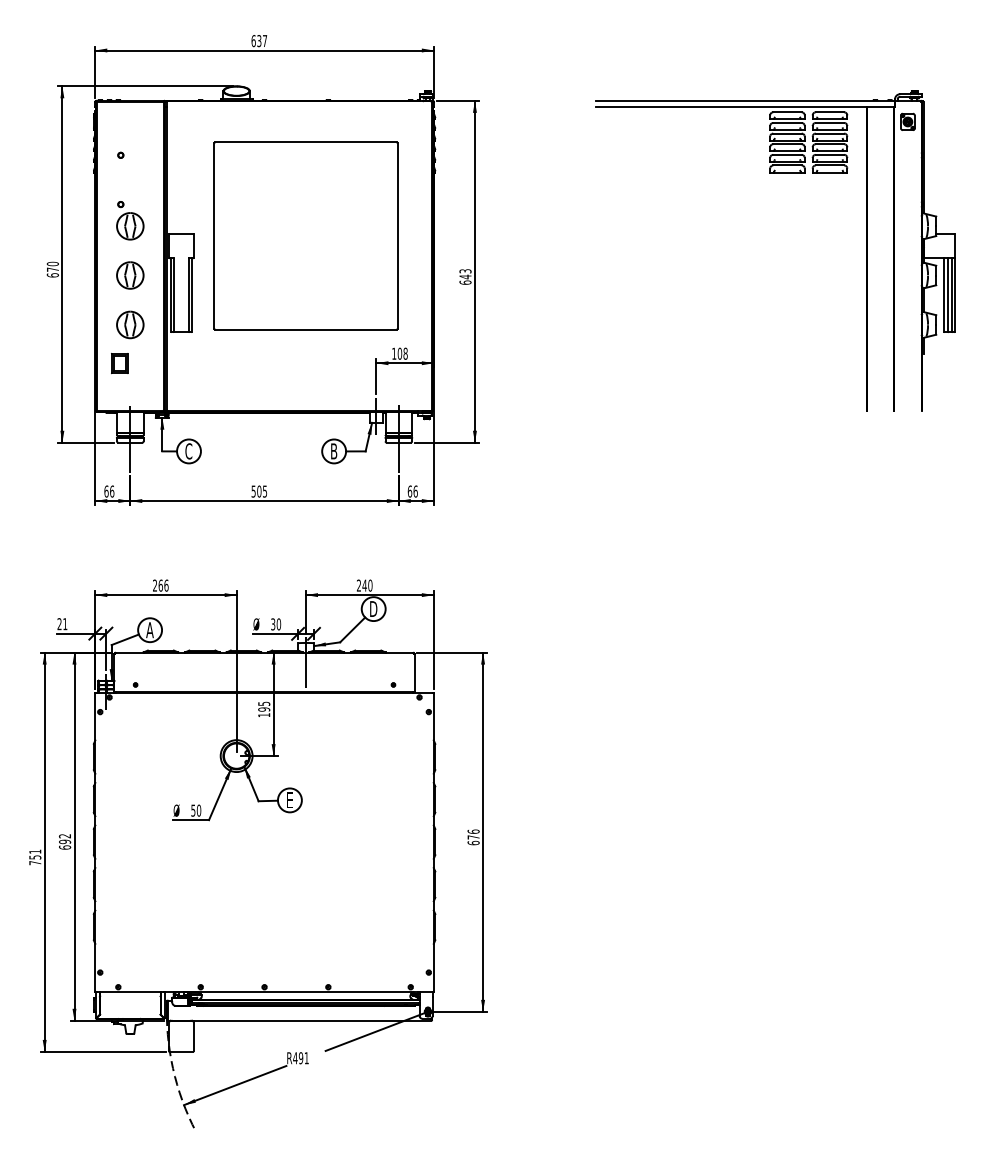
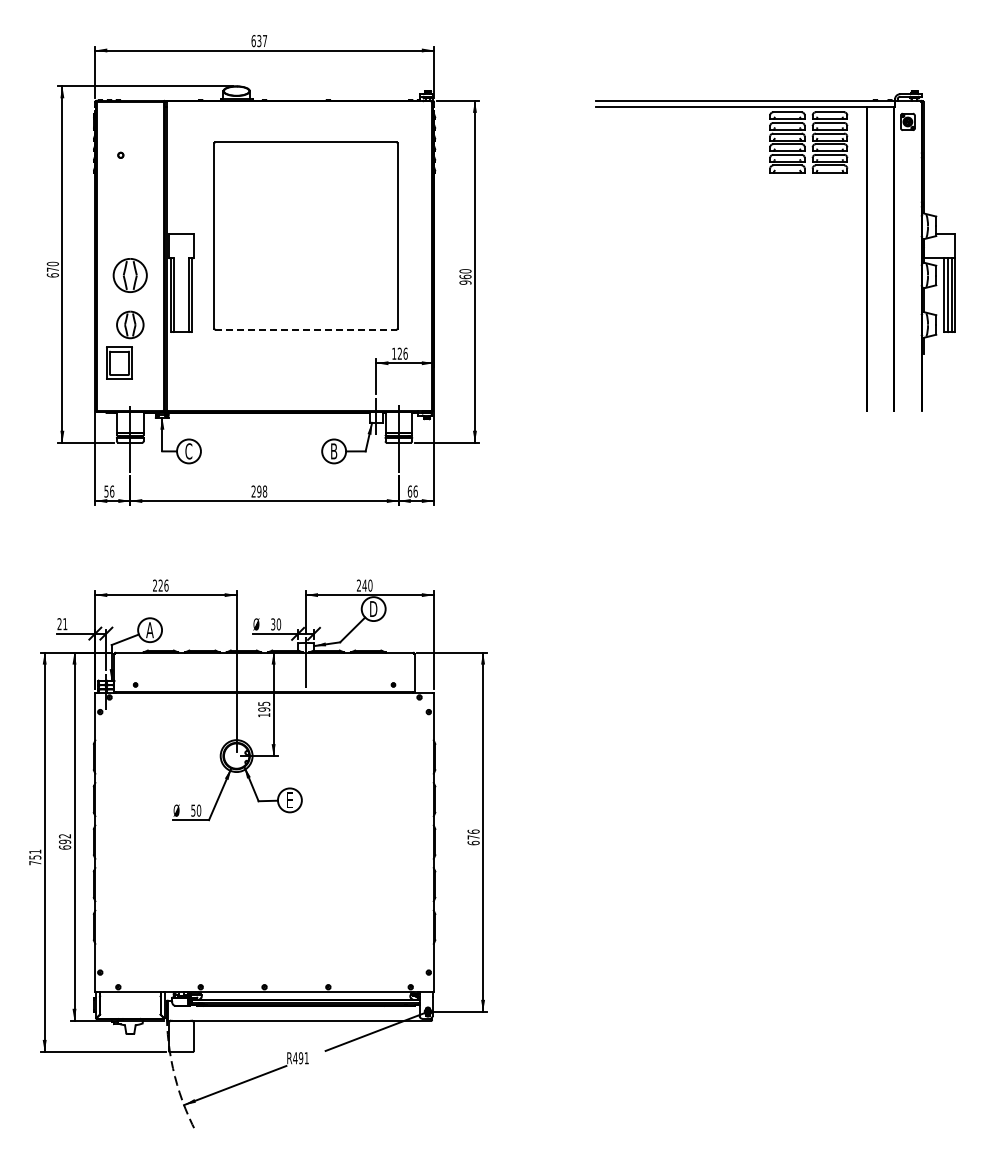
part: present -> none (130, 220)
part size: 29x29 px -> 36x35 px (129, 275)
text: 643 -> 960 (465, 276)
line: solid -> dashed (305, 329)
text: 108 -> 126 (402, 353)
part size: 18x22 px -> 27x34 px (119, 362)
text: 66 -> 56 (106, 491)
text: 505 -> 298 (259, 491)
text: 266 -> 226 (160, 585)
